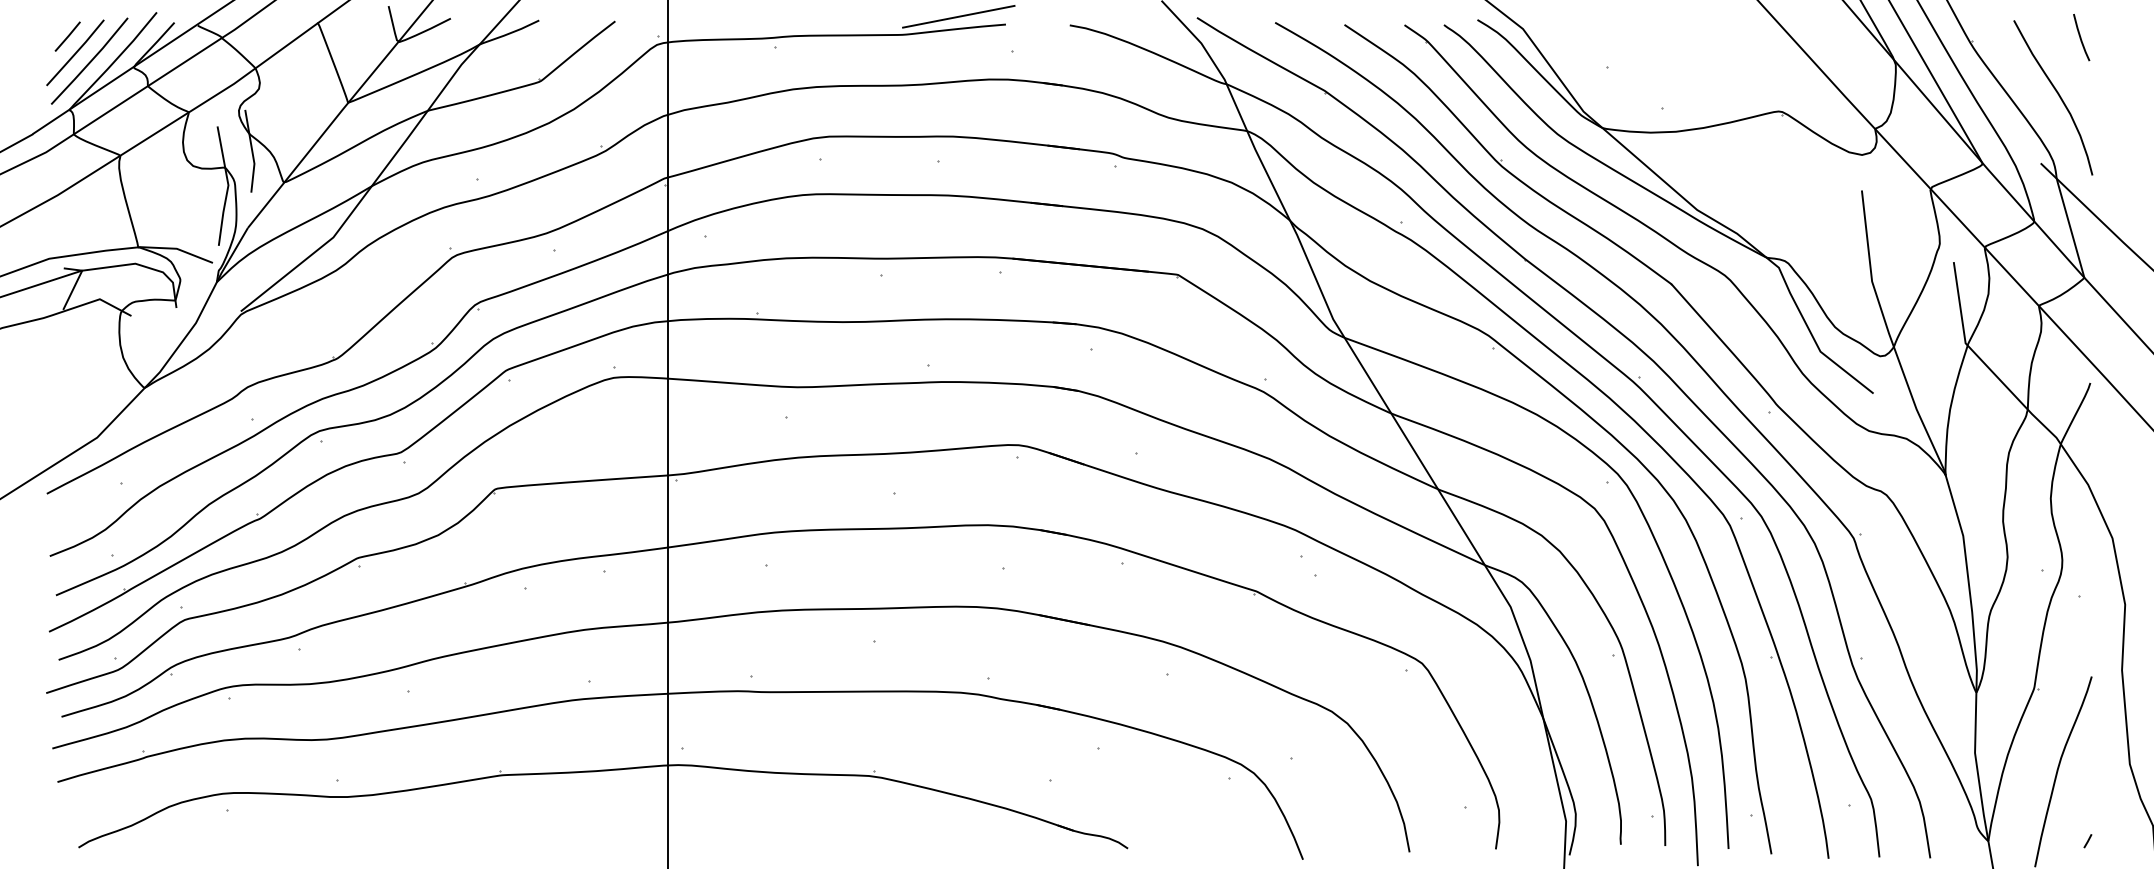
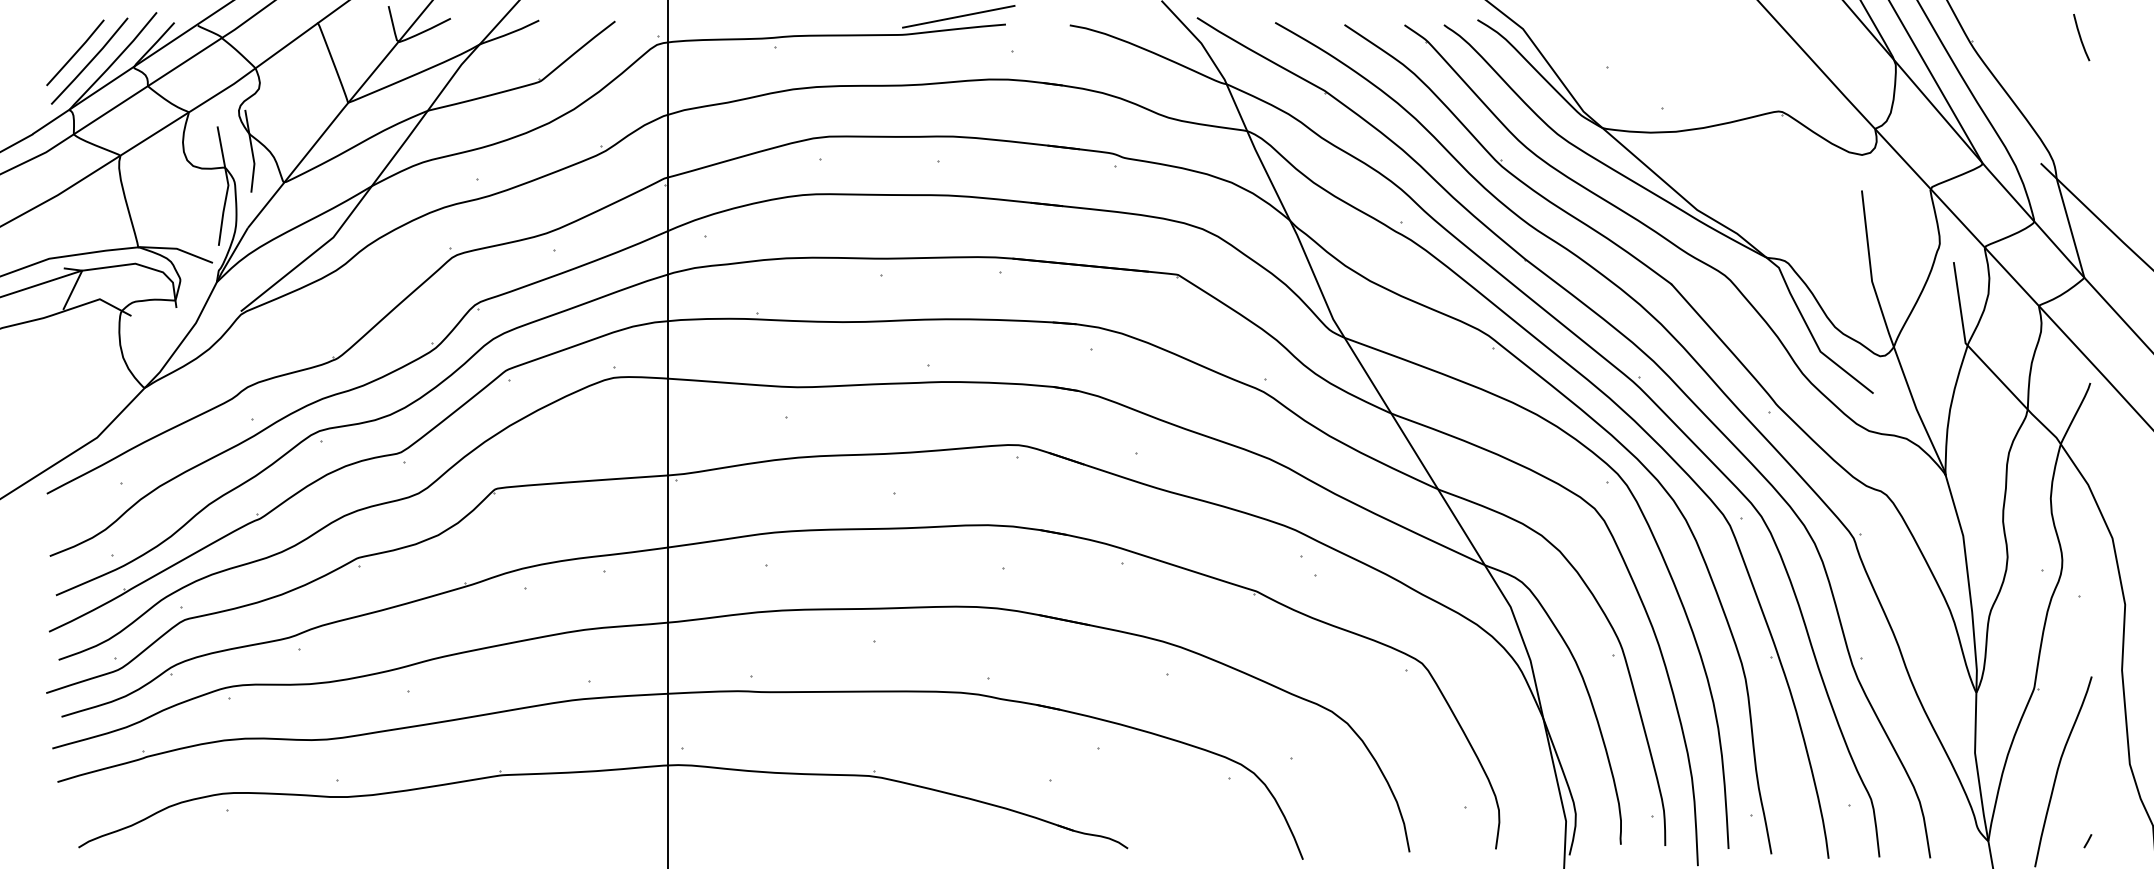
line: present -> none (67, 36)
curve: present -> none (2057, 94)
